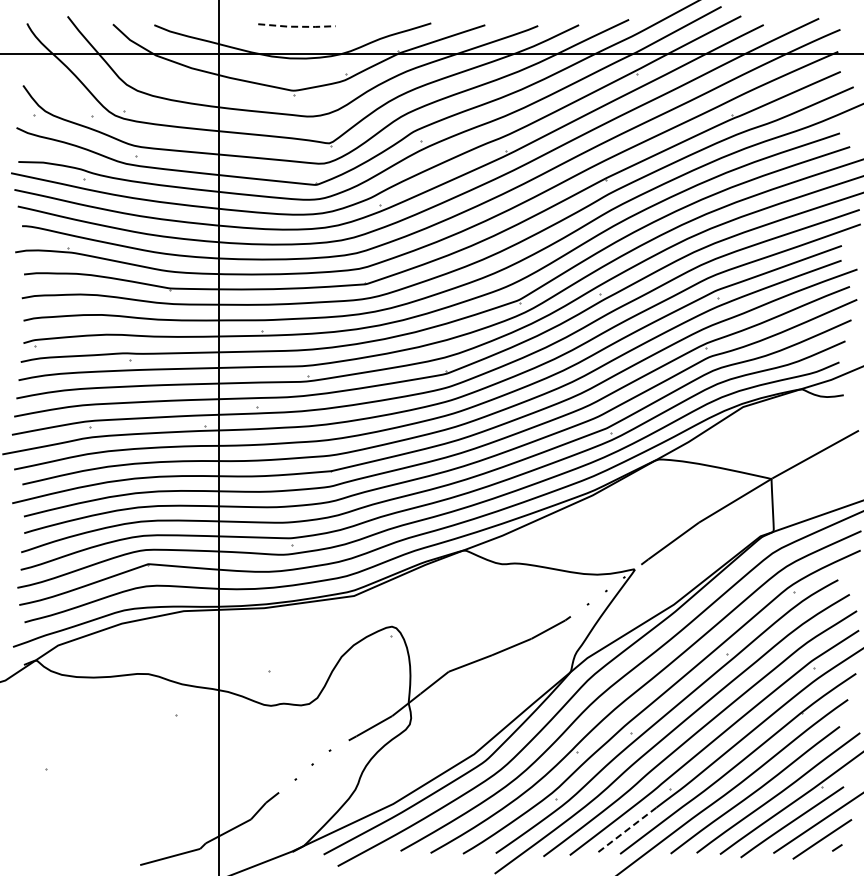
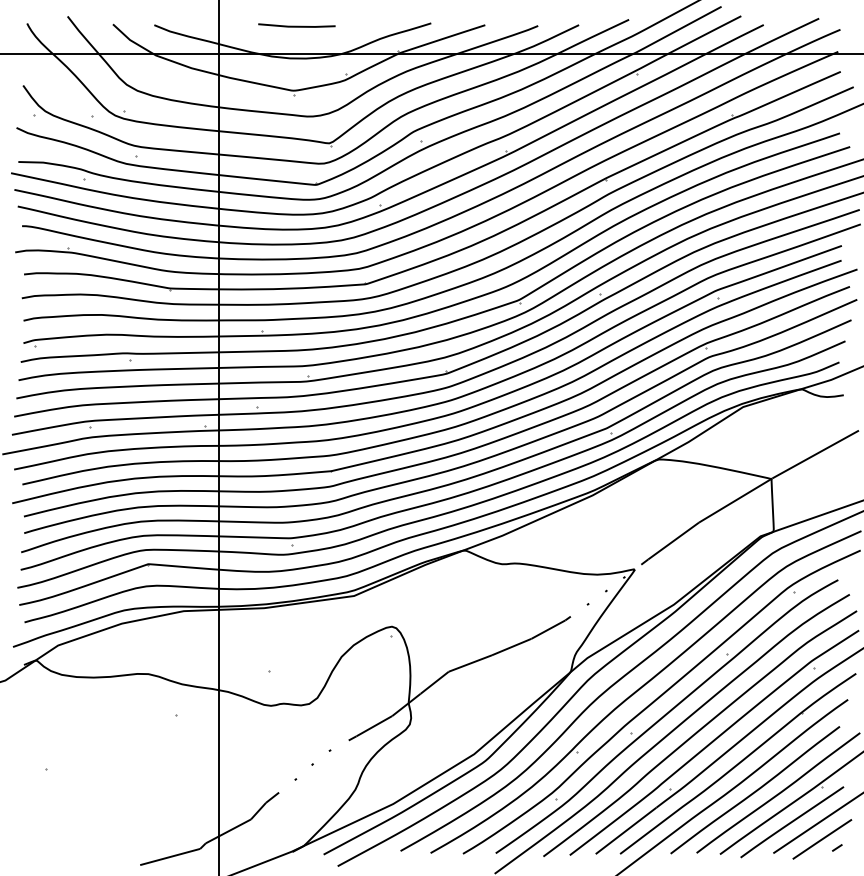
line: dashed -> solid (297, 26)
line: dashed -> solid (626, 830)
